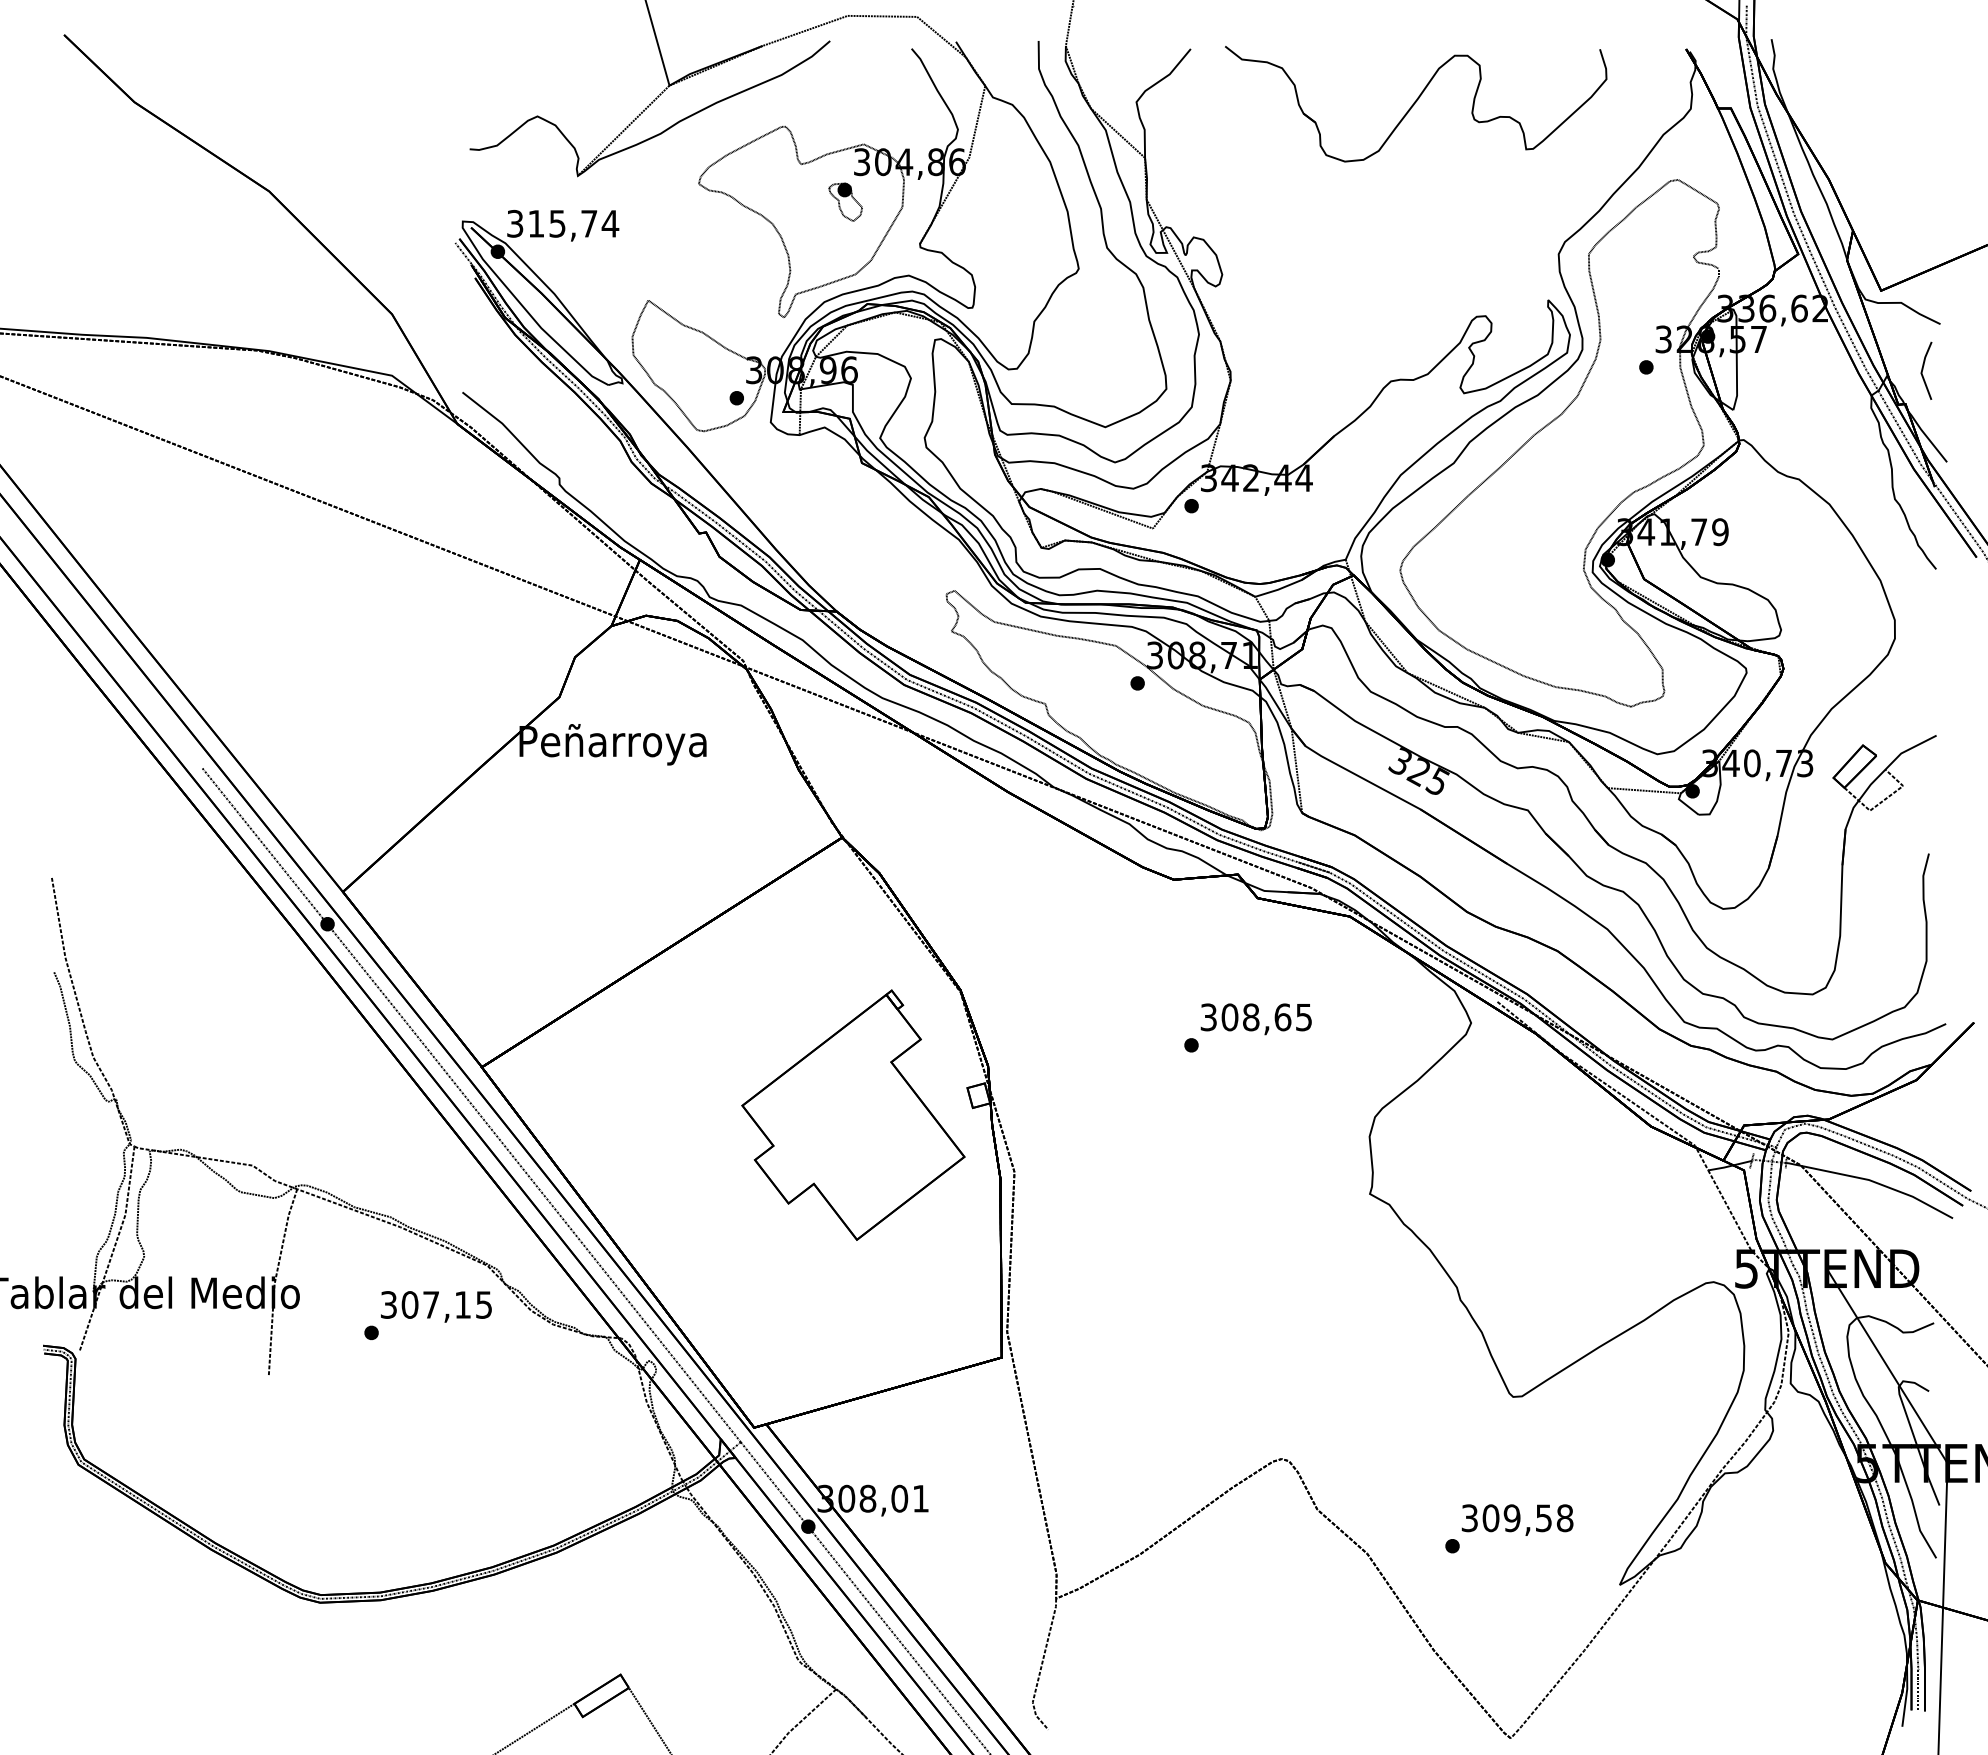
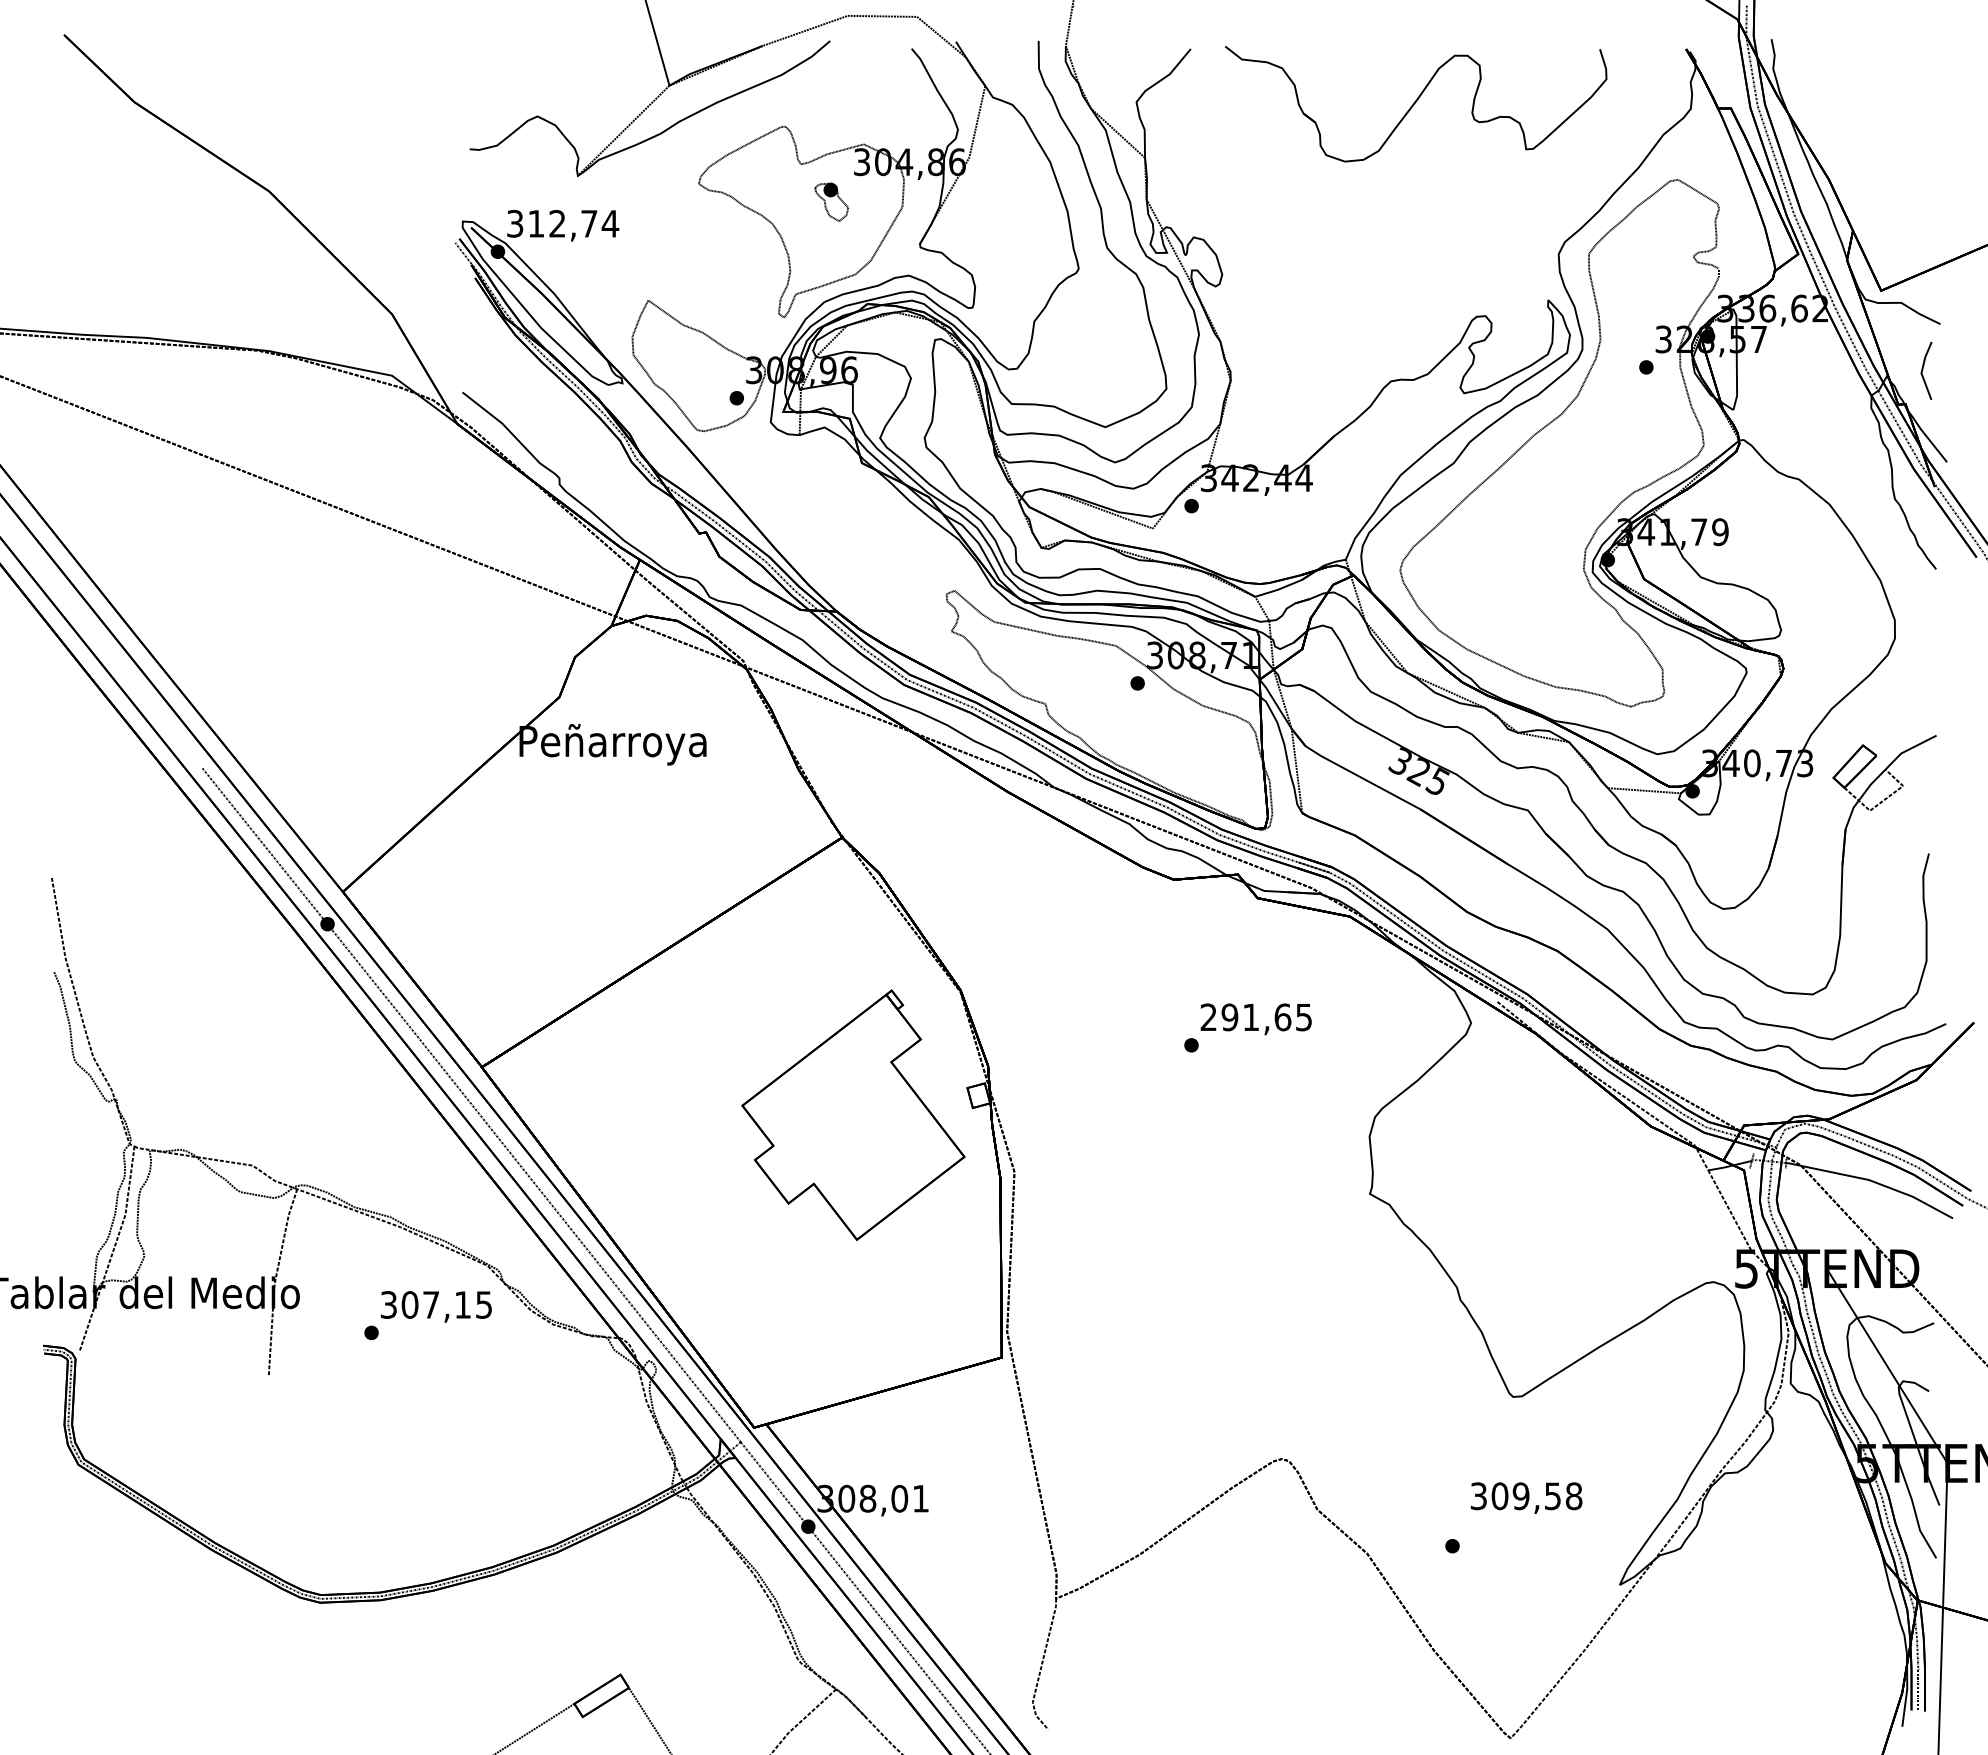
part position: (845, 201) -> (831, 201) (831, 201)
text: 315,74 -> 312,74 (557, 223)
text: 308,65 -> 291,65 (1229, 1017)
text position: (1517, 1519) -> (1526, 1497) (1526, 1497)
